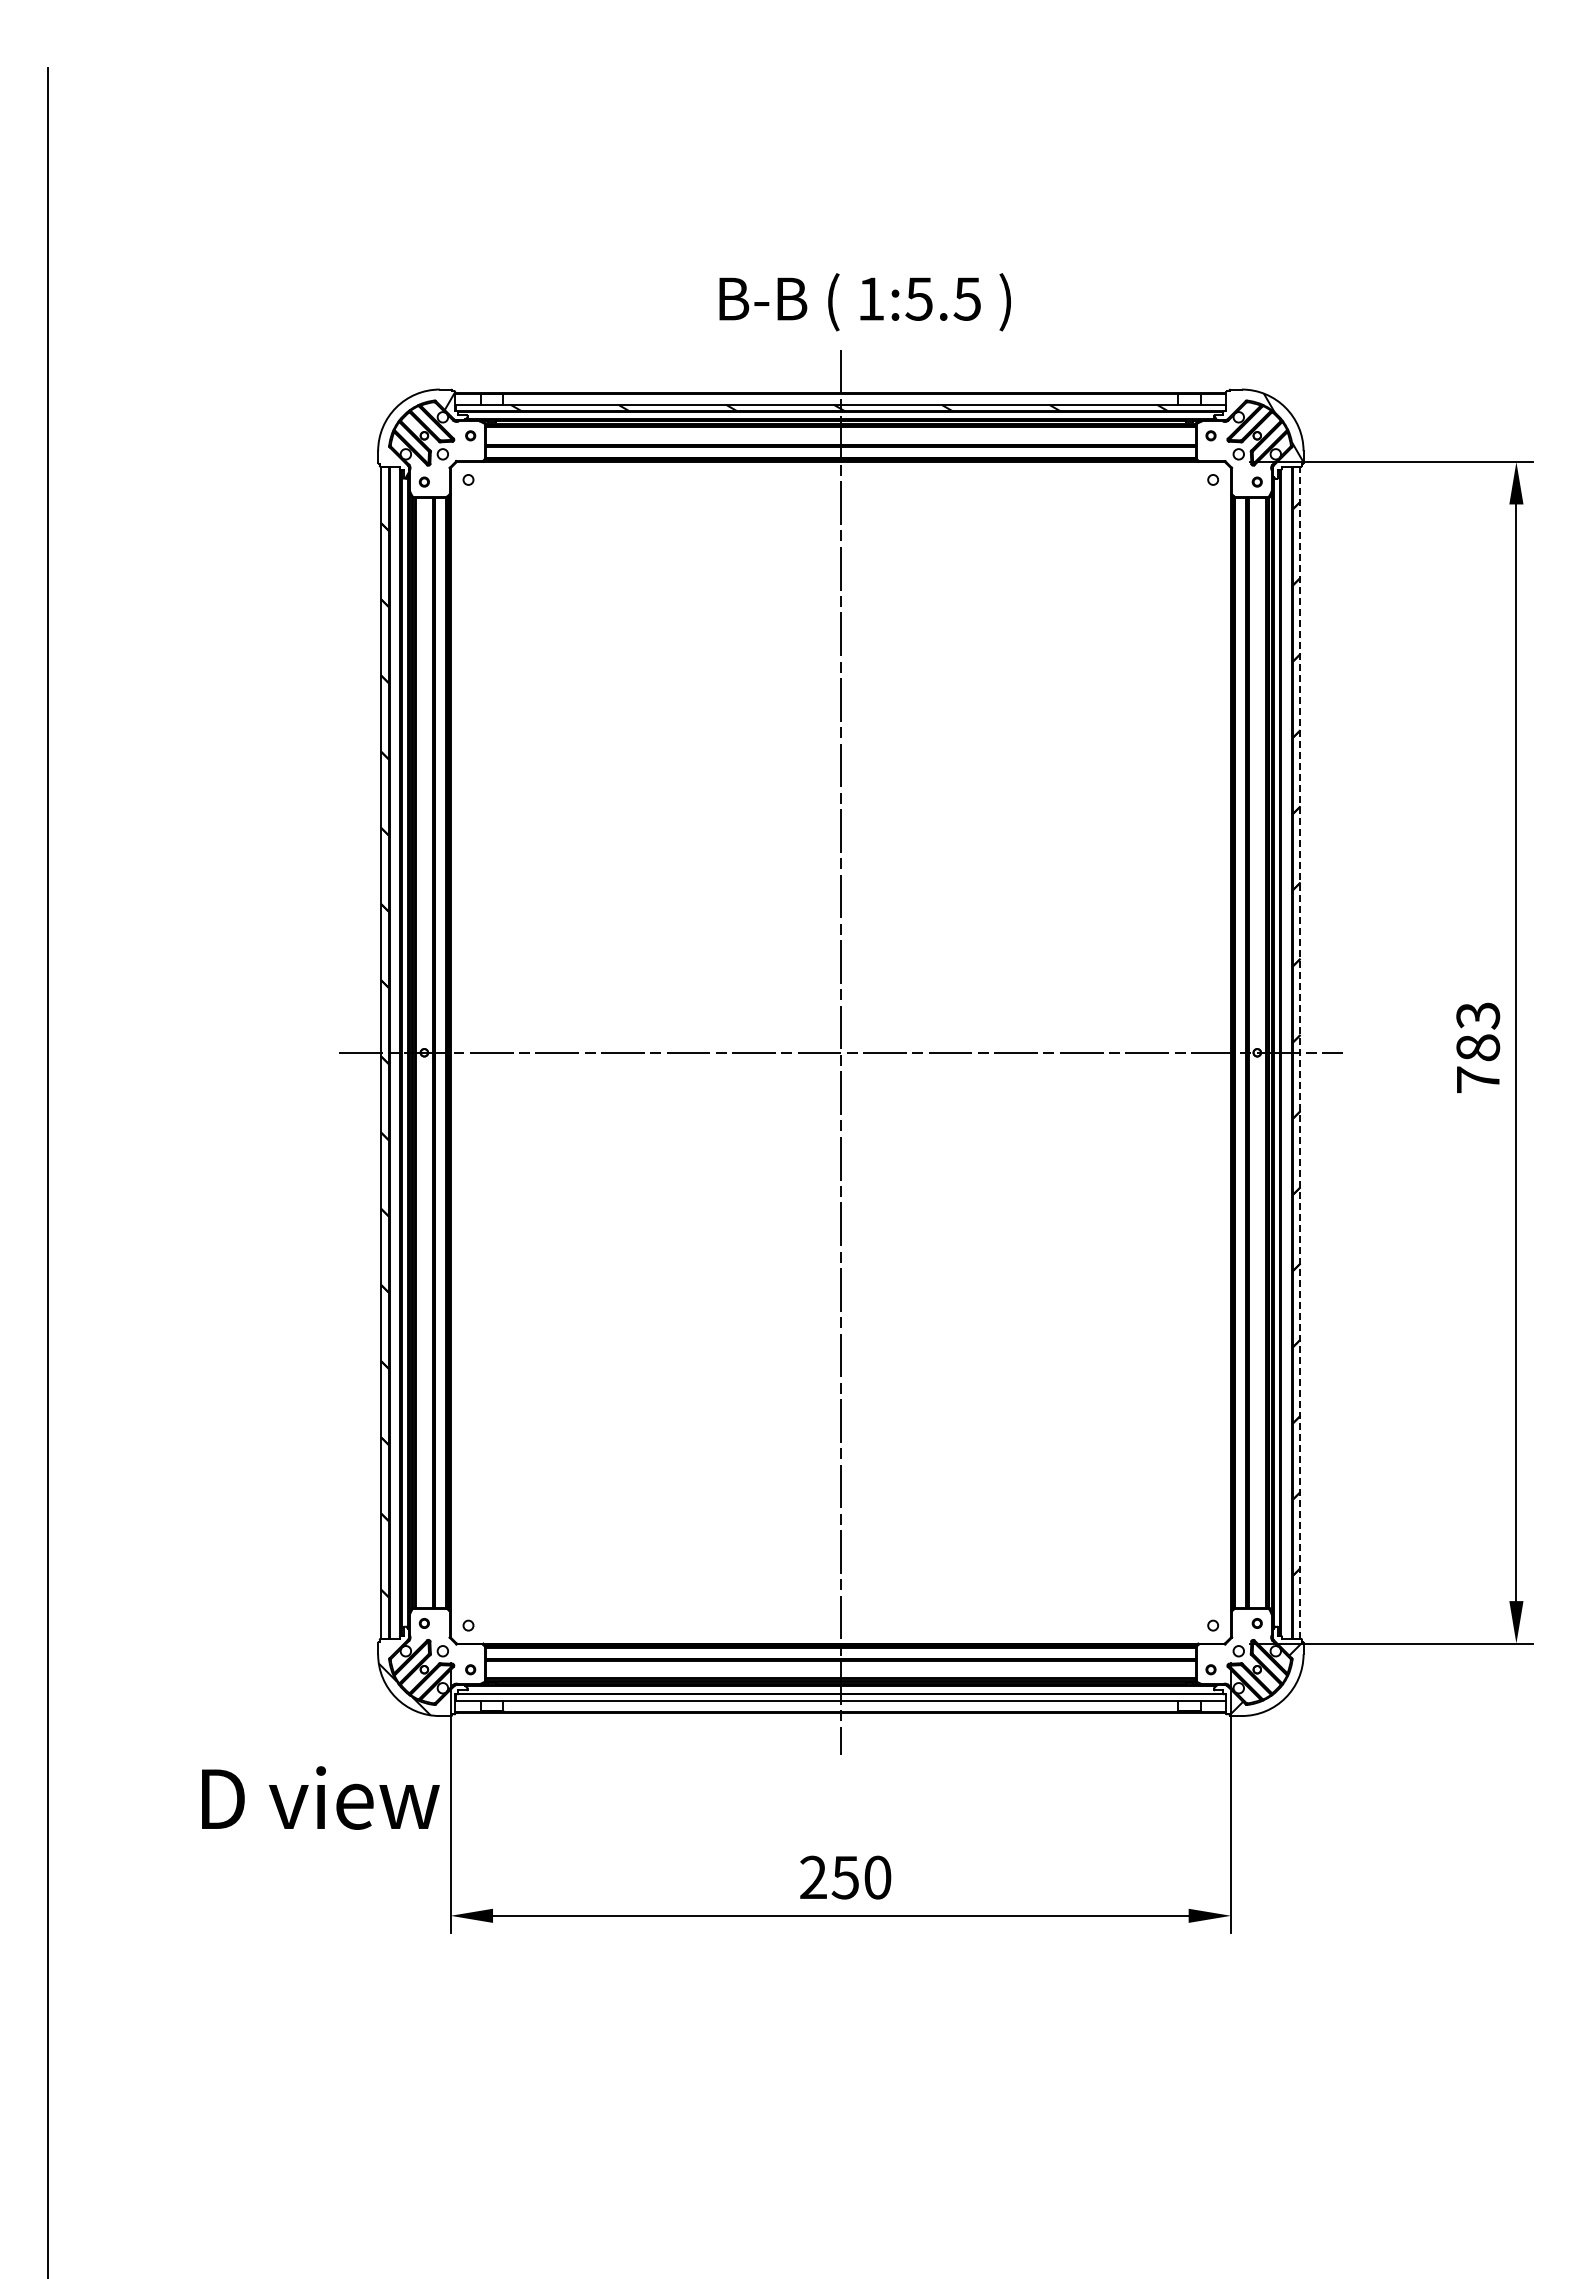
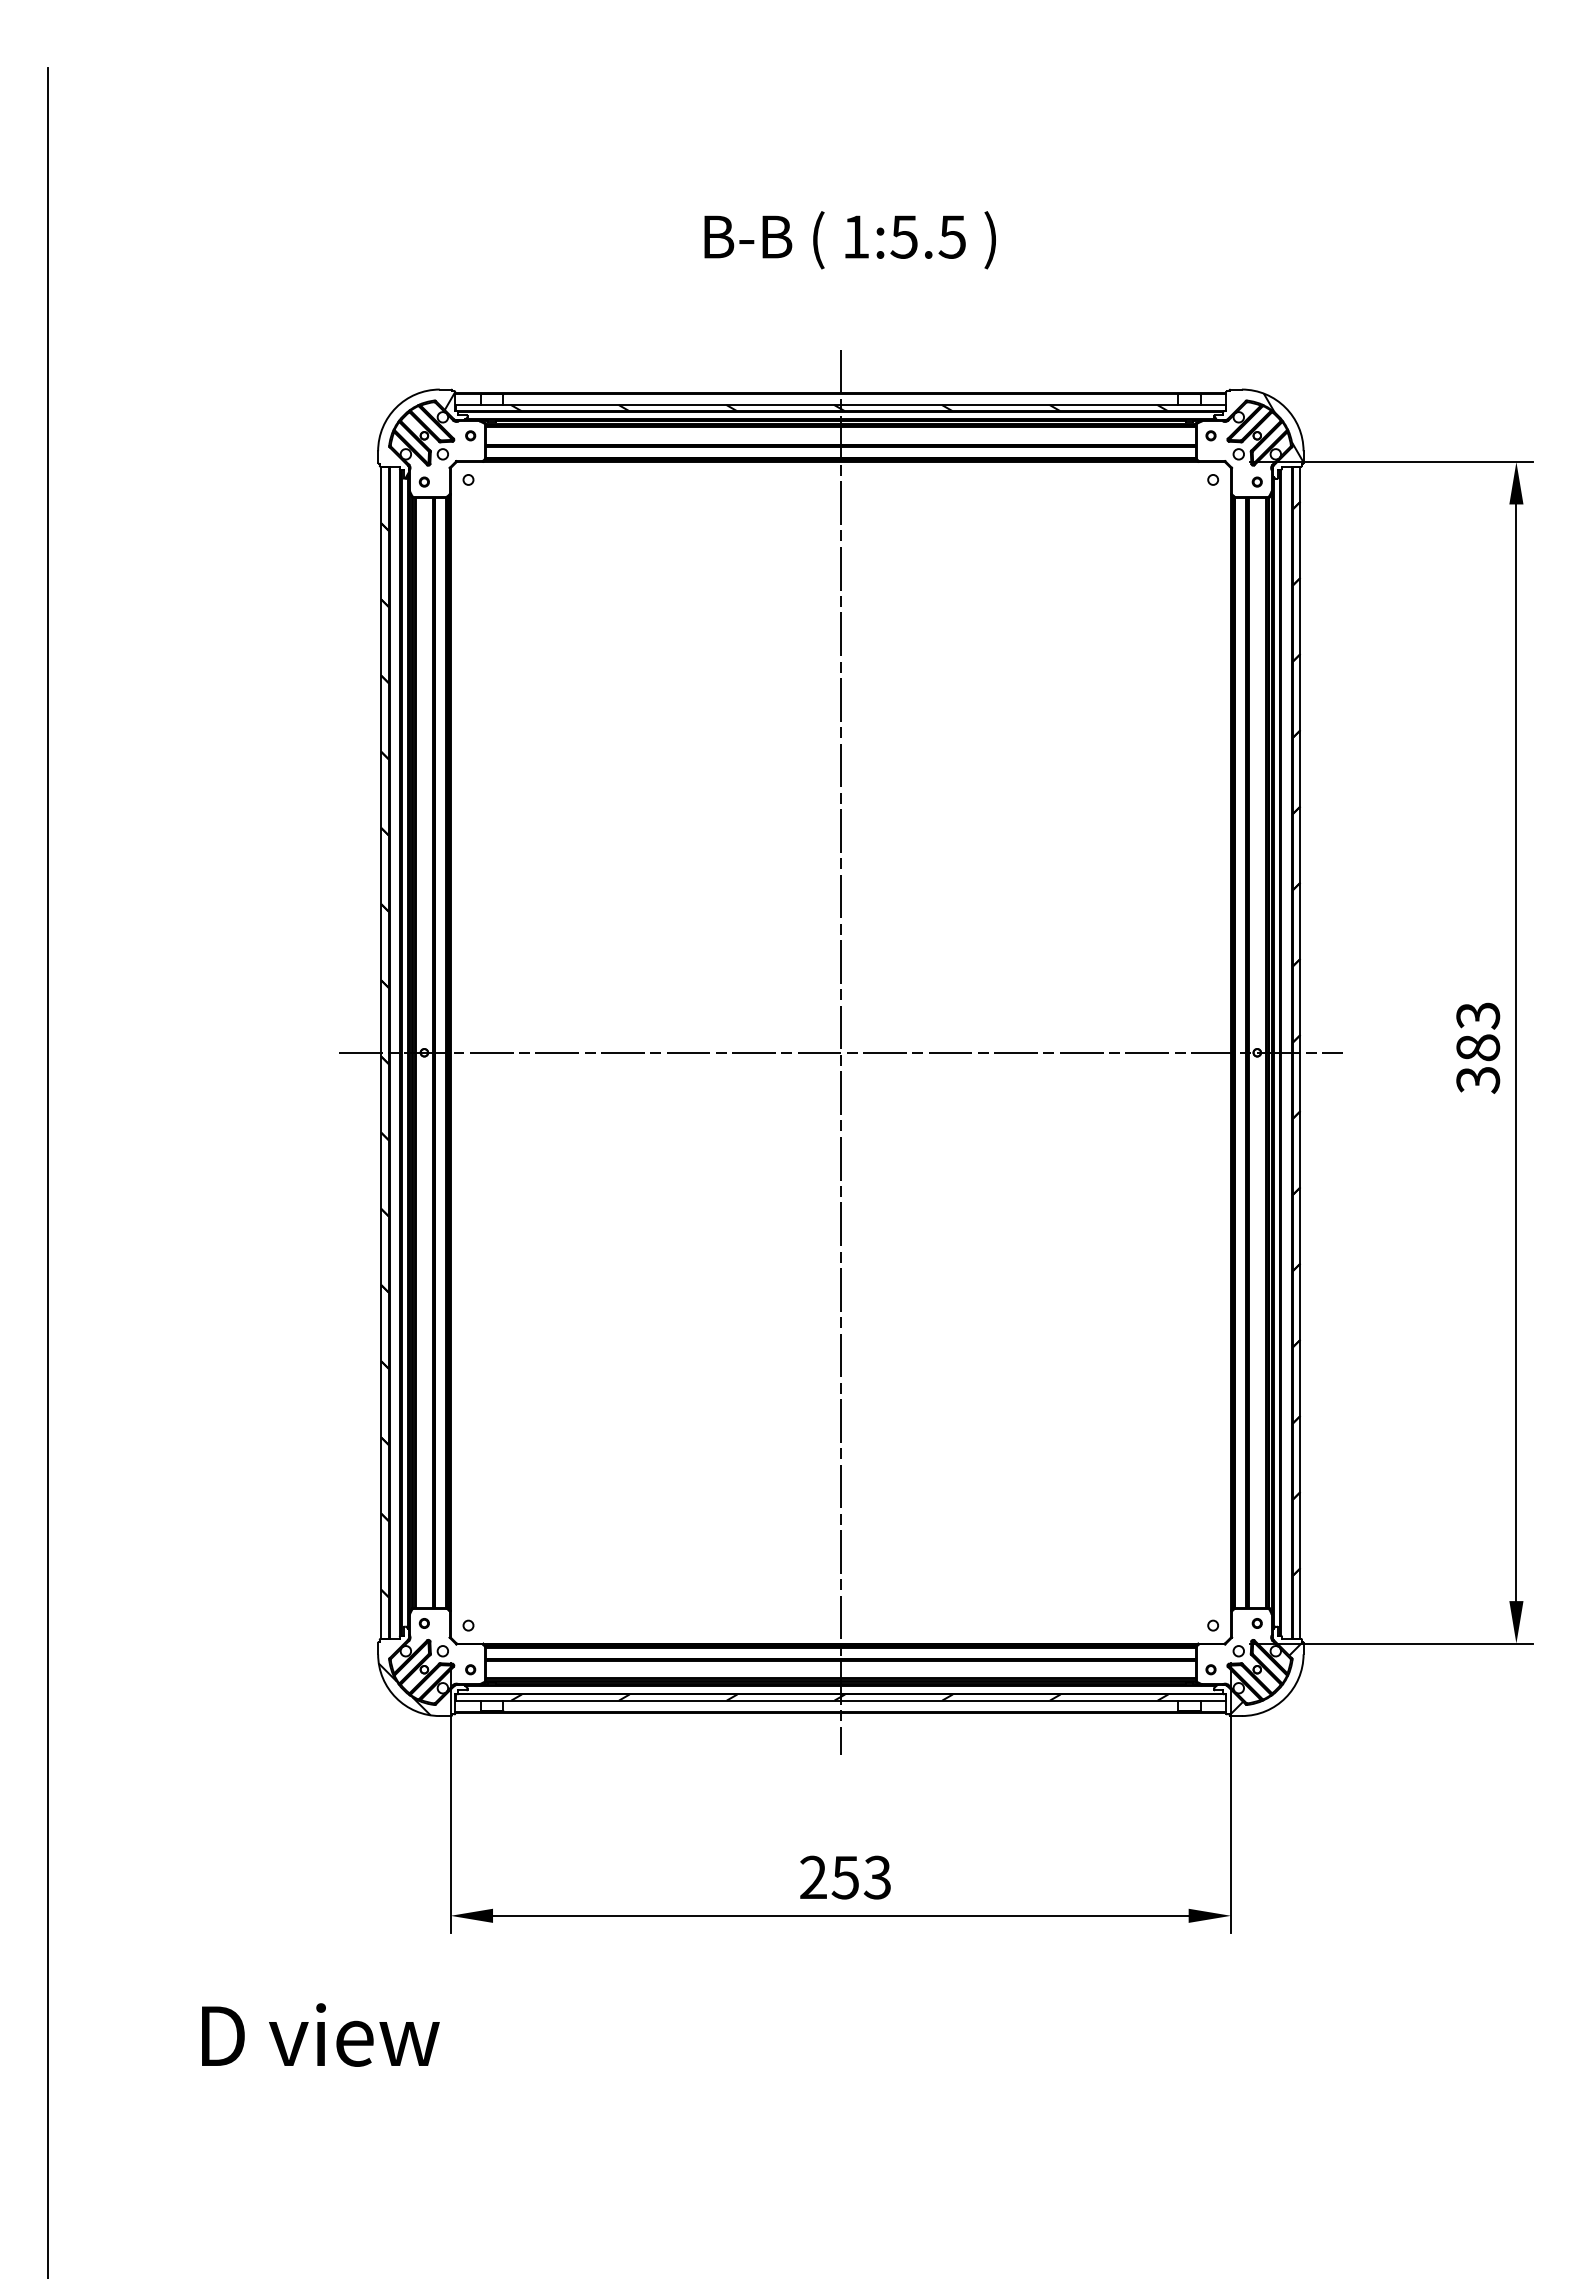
text position: (864, 302) -> (849, 240) (849, 240)
line: dashed -> solid (1300, 1052)
text: 783 -> 383 (1478, 1079)
hatch: none -> present (839, 1697)
text position: (320, 1797) -> (320, 2034) (320, 2034)
text: 250 -> 253 (877, 1877)
